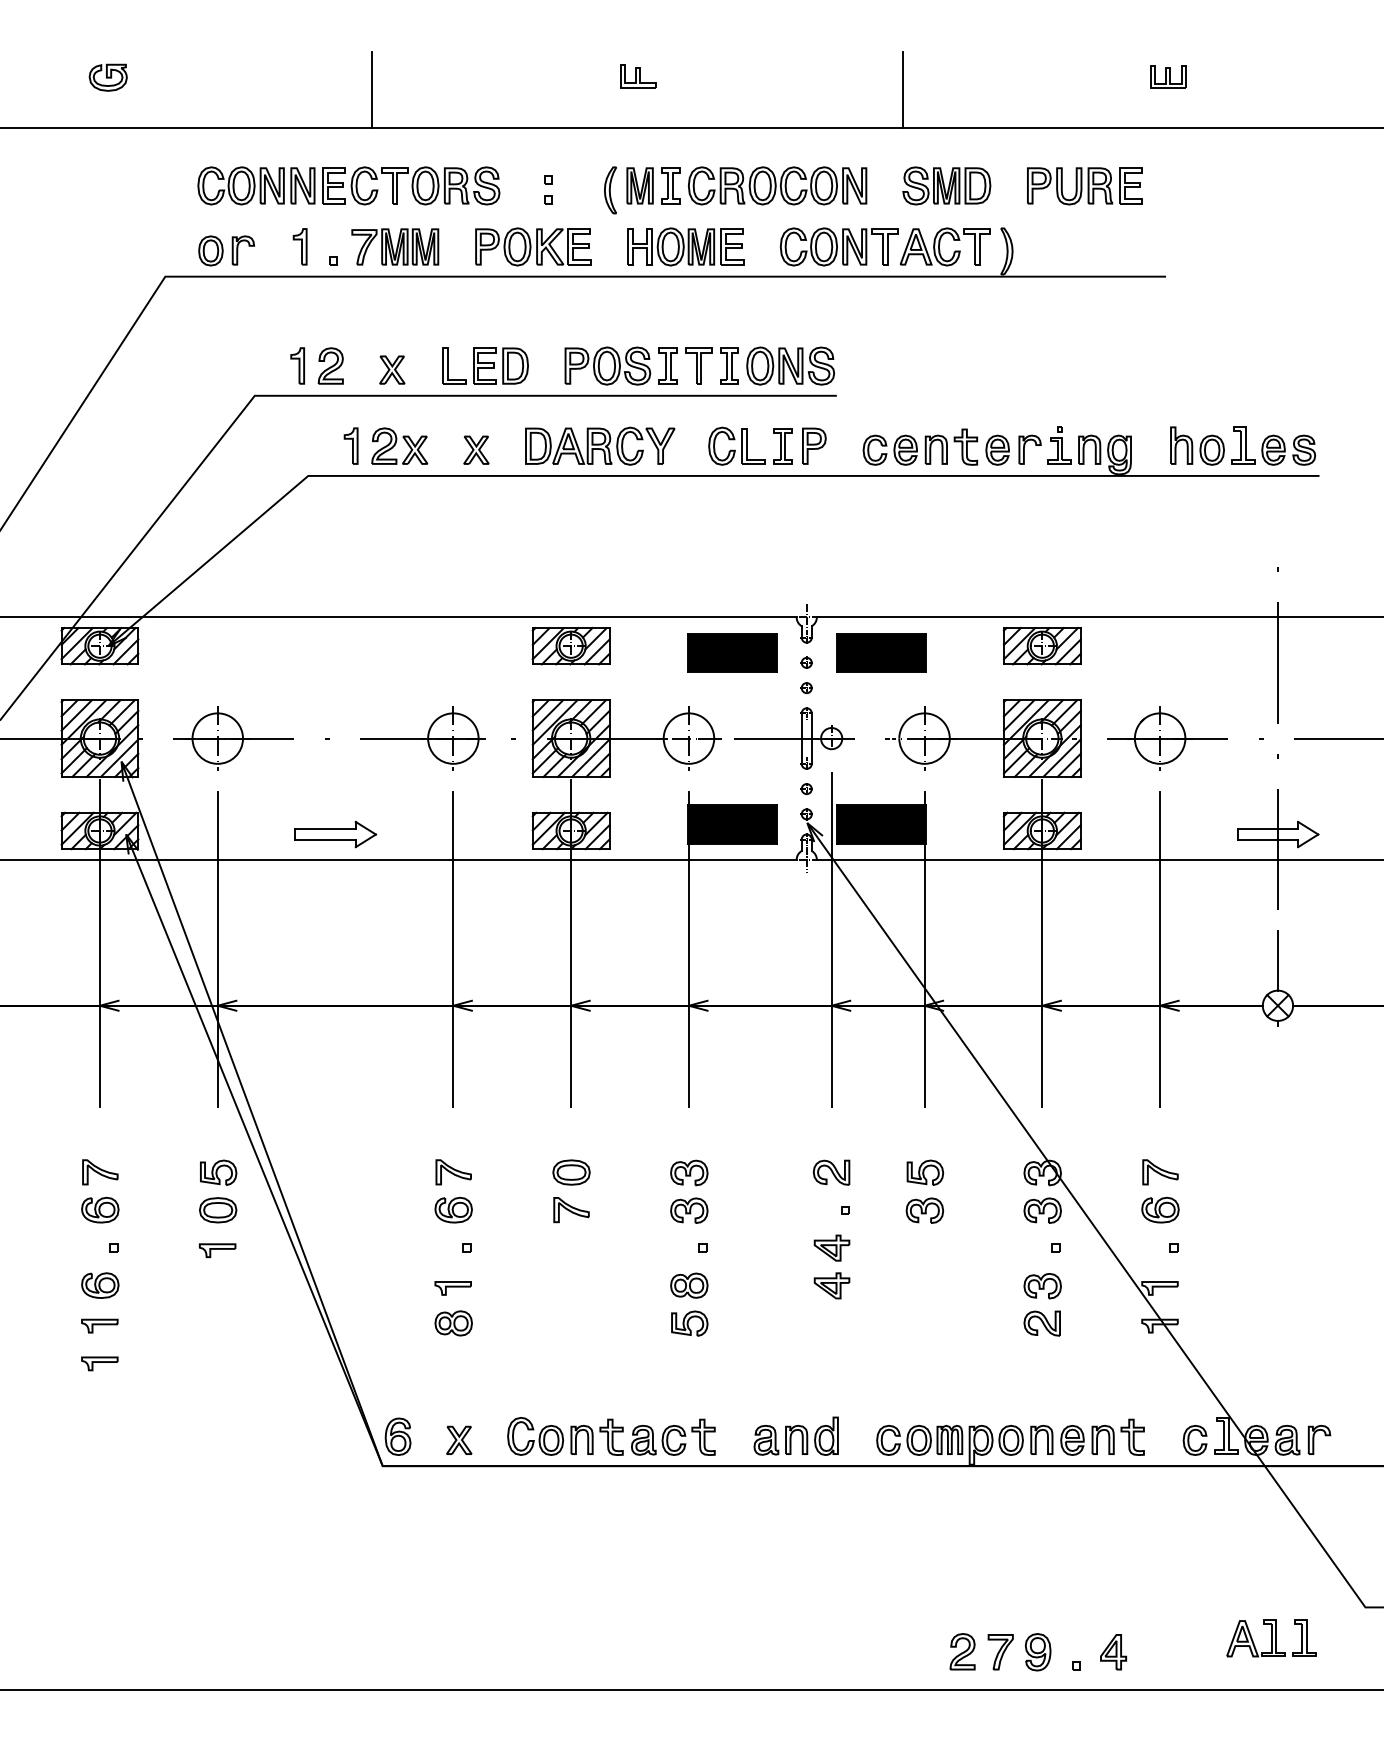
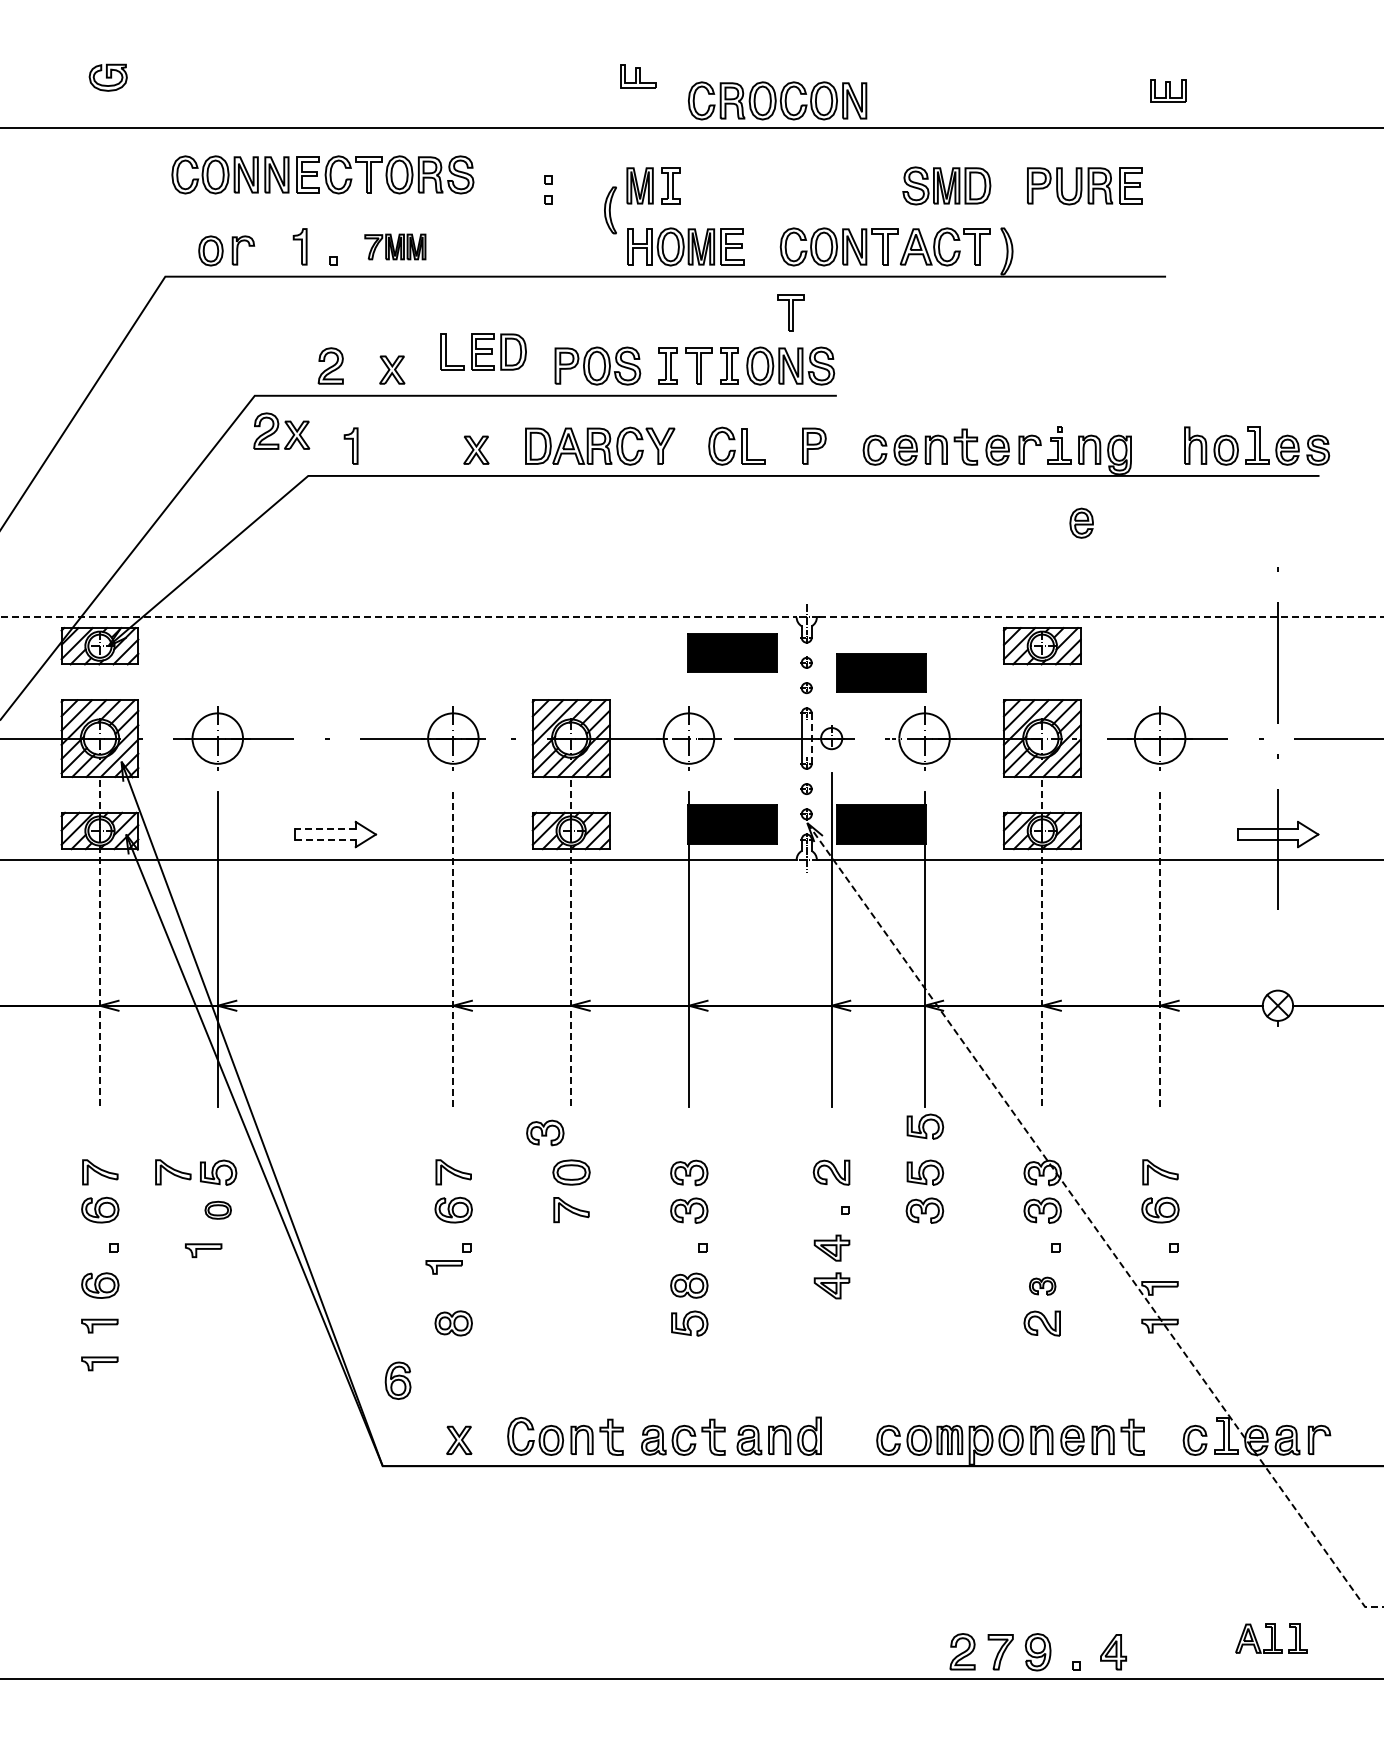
part position: (1168, 76) -> (1168, 90) (1168, 90)
line: present -> none (372, 89)
line: present -> none (902, 89)
part position: (348, 185) -> (322, 174) (322, 174)
part position: (777, 185) -> (777, 100) (777, 100)
part position: (610, 190) -> (610, 210) (610, 210)
part size: 89x38 px -> 63x28 px (395, 246)
part: present -> none (533, 246)
part: none -> present (790, 312)
part: present -> none (297, 365)
part position: (485, 365) -> (483, 351) (483, 351)
part position: (607, 365) -> (597, 365) (597, 365)
part position: (399, 445) -> (281, 430) (281, 430)
part position: (1243, 445) -> (1257, 445) (1257, 445)
part: present -> none (782, 446)
part: none -> present (1081, 522)
line: solid -> dashed (399, 617)
line: solid -> dashed (1099, 617)
part: present -> none (570, 646)
part position: (881, 652) -> (881, 672) (881, 672)
line: solid -> dashed (811, 739)
line: solid -> dashed (324, 829)
line: solid -> dashed (325, 839)
line: solid -> dashed (99, 943)
line: solid -> dashed (571, 943)
line: solid -> dashed (1042, 943)
line: solid -> dashed (453, 949)
line: solid -> dashed (1160, 949)
line: present -> none (1277, 960)
part: none -> present (925, 1126)
part: none -> present (545, 1132)
part: none -> present (173, 1172)
part size: 39x27 px -> 28x20 px (217, 1209)
line: solid -> dashed (1091, 1223)
part position: (217, 1250) -> (203, 1250) (203, 1250)
part size: 39x27 px -> 28x20 px (1042, 1285)
part position: (452, 1288) -> (443, 1267) (443, 1267)
part position: (795, 1435) -> (778, 1435) (778, 1435)
part position: (397, 1436) -> (397, 1380) (397, 1380)
part position: (673, 1436) -> (683, 1436) (683, 1436)
part size: 91x39 px -> 73x31 px (1271, 1638)
line position: (691, 1689) -> (691, 1678) (691, 1678)
